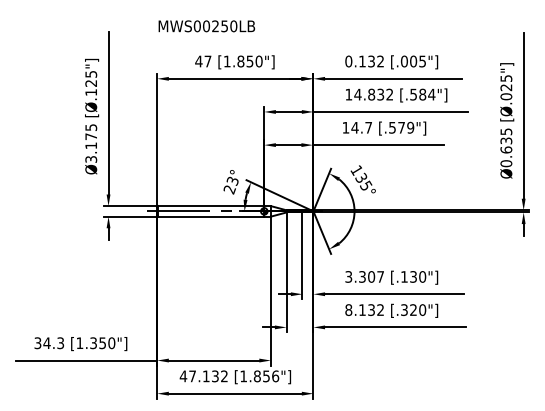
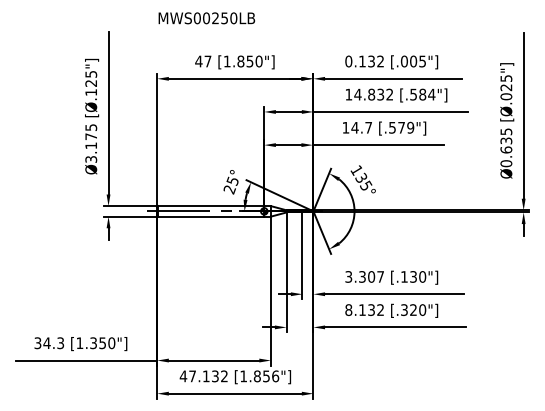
text position: (206, 26) -> (206, 18) (206, 18)
text: 23° -> 25° (232, 179)
